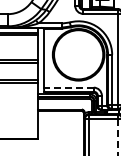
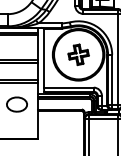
part: none -> present (78, 54)
line: dashed -> solid (68, 87)
part: none -> present (16, 104)
line: dashed -> solid (117, 137)
